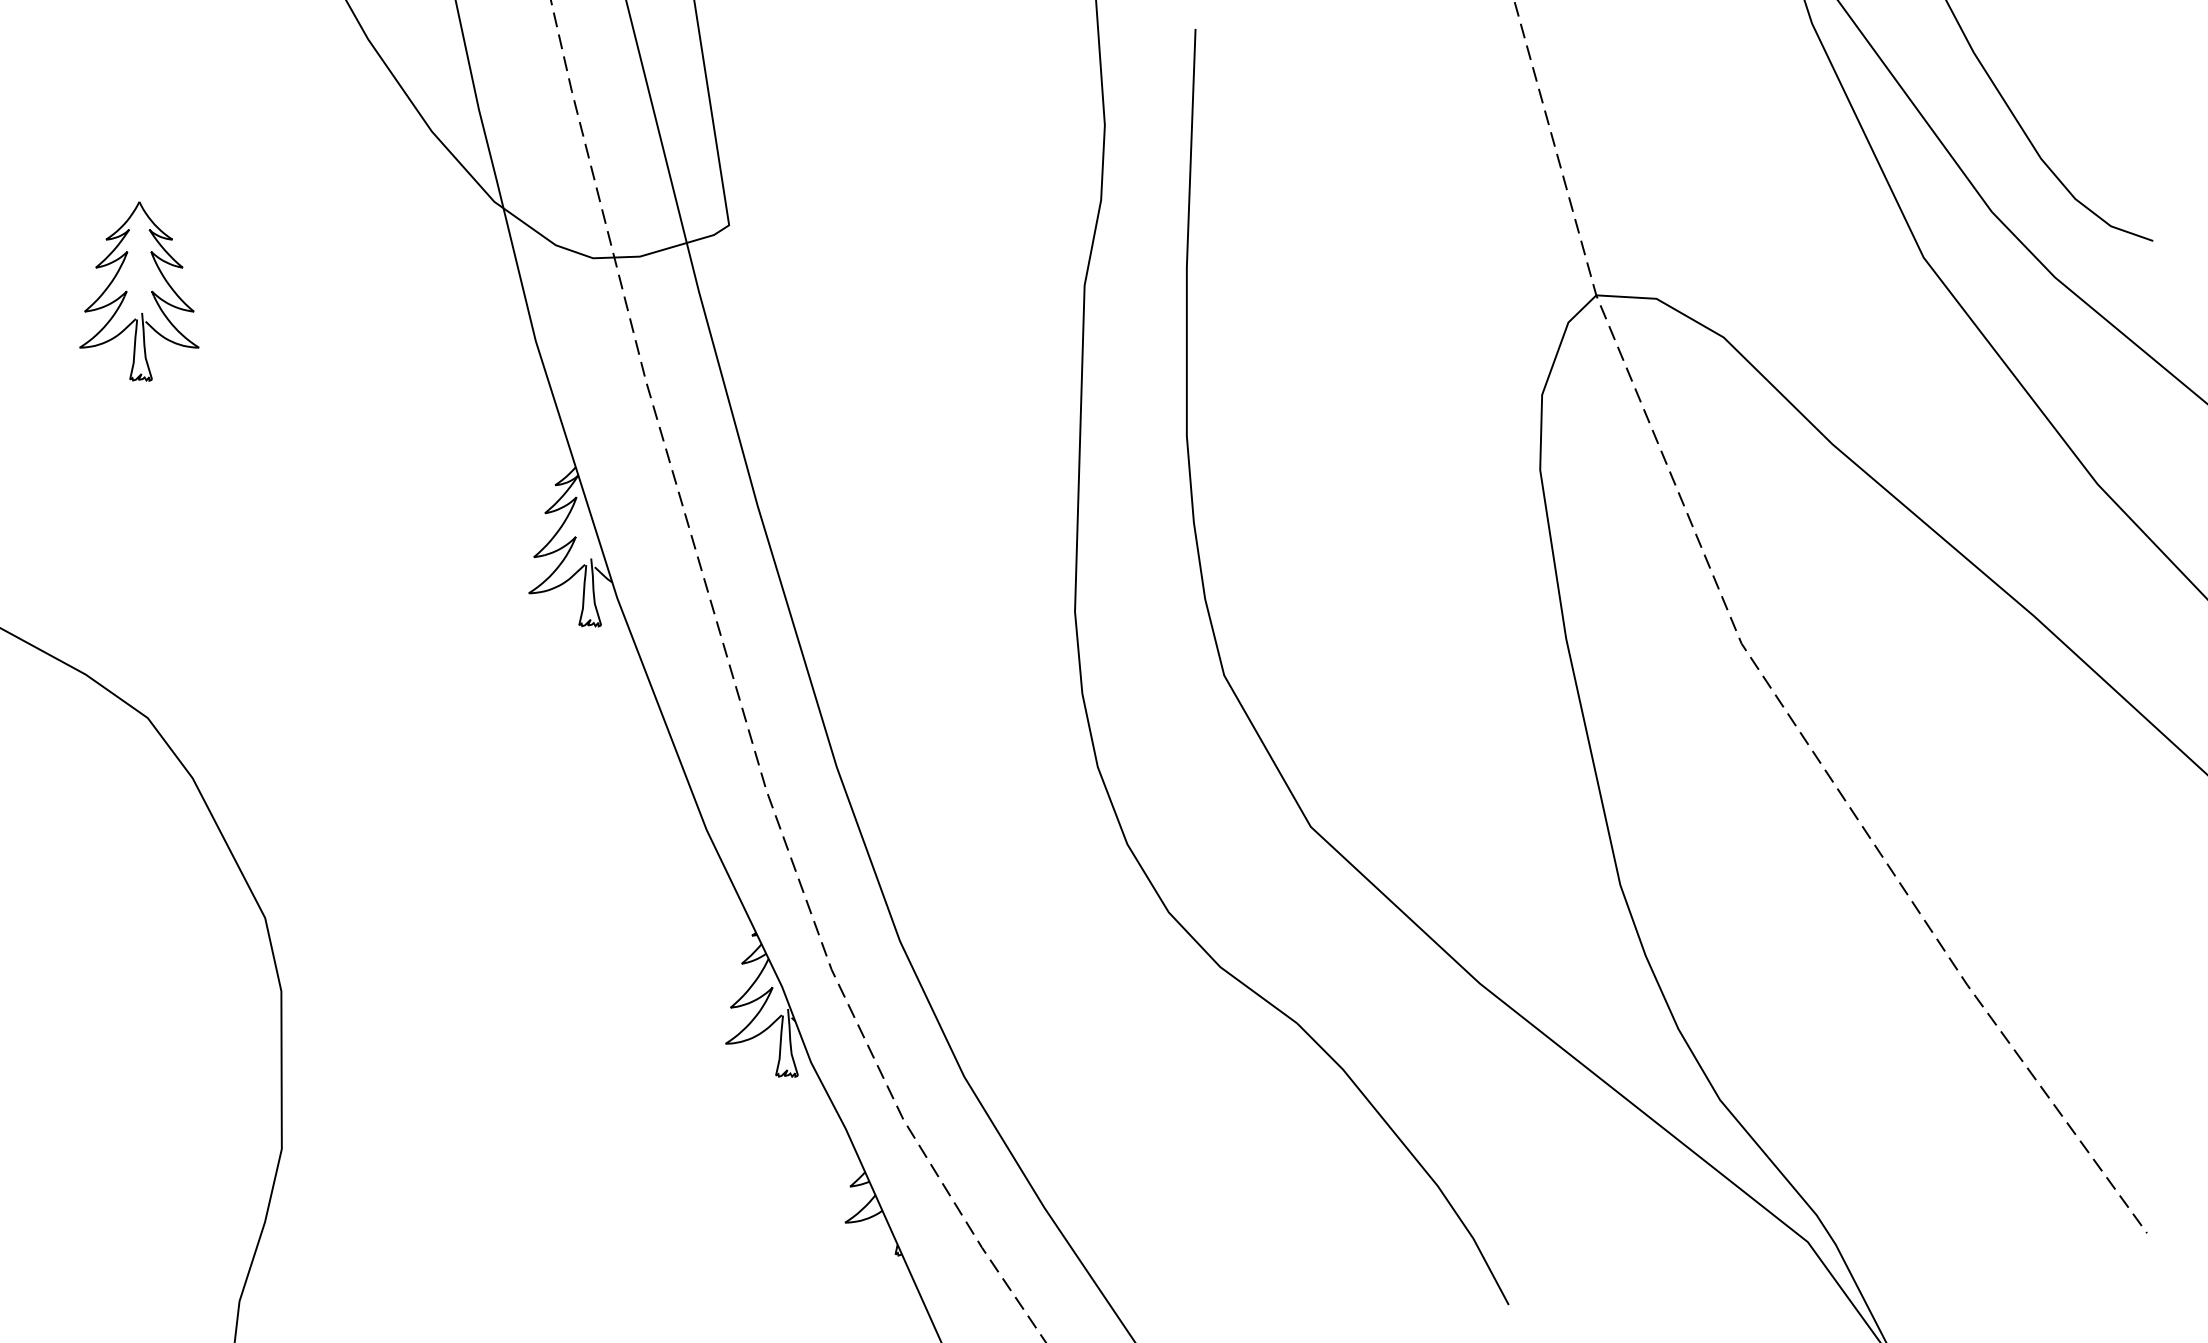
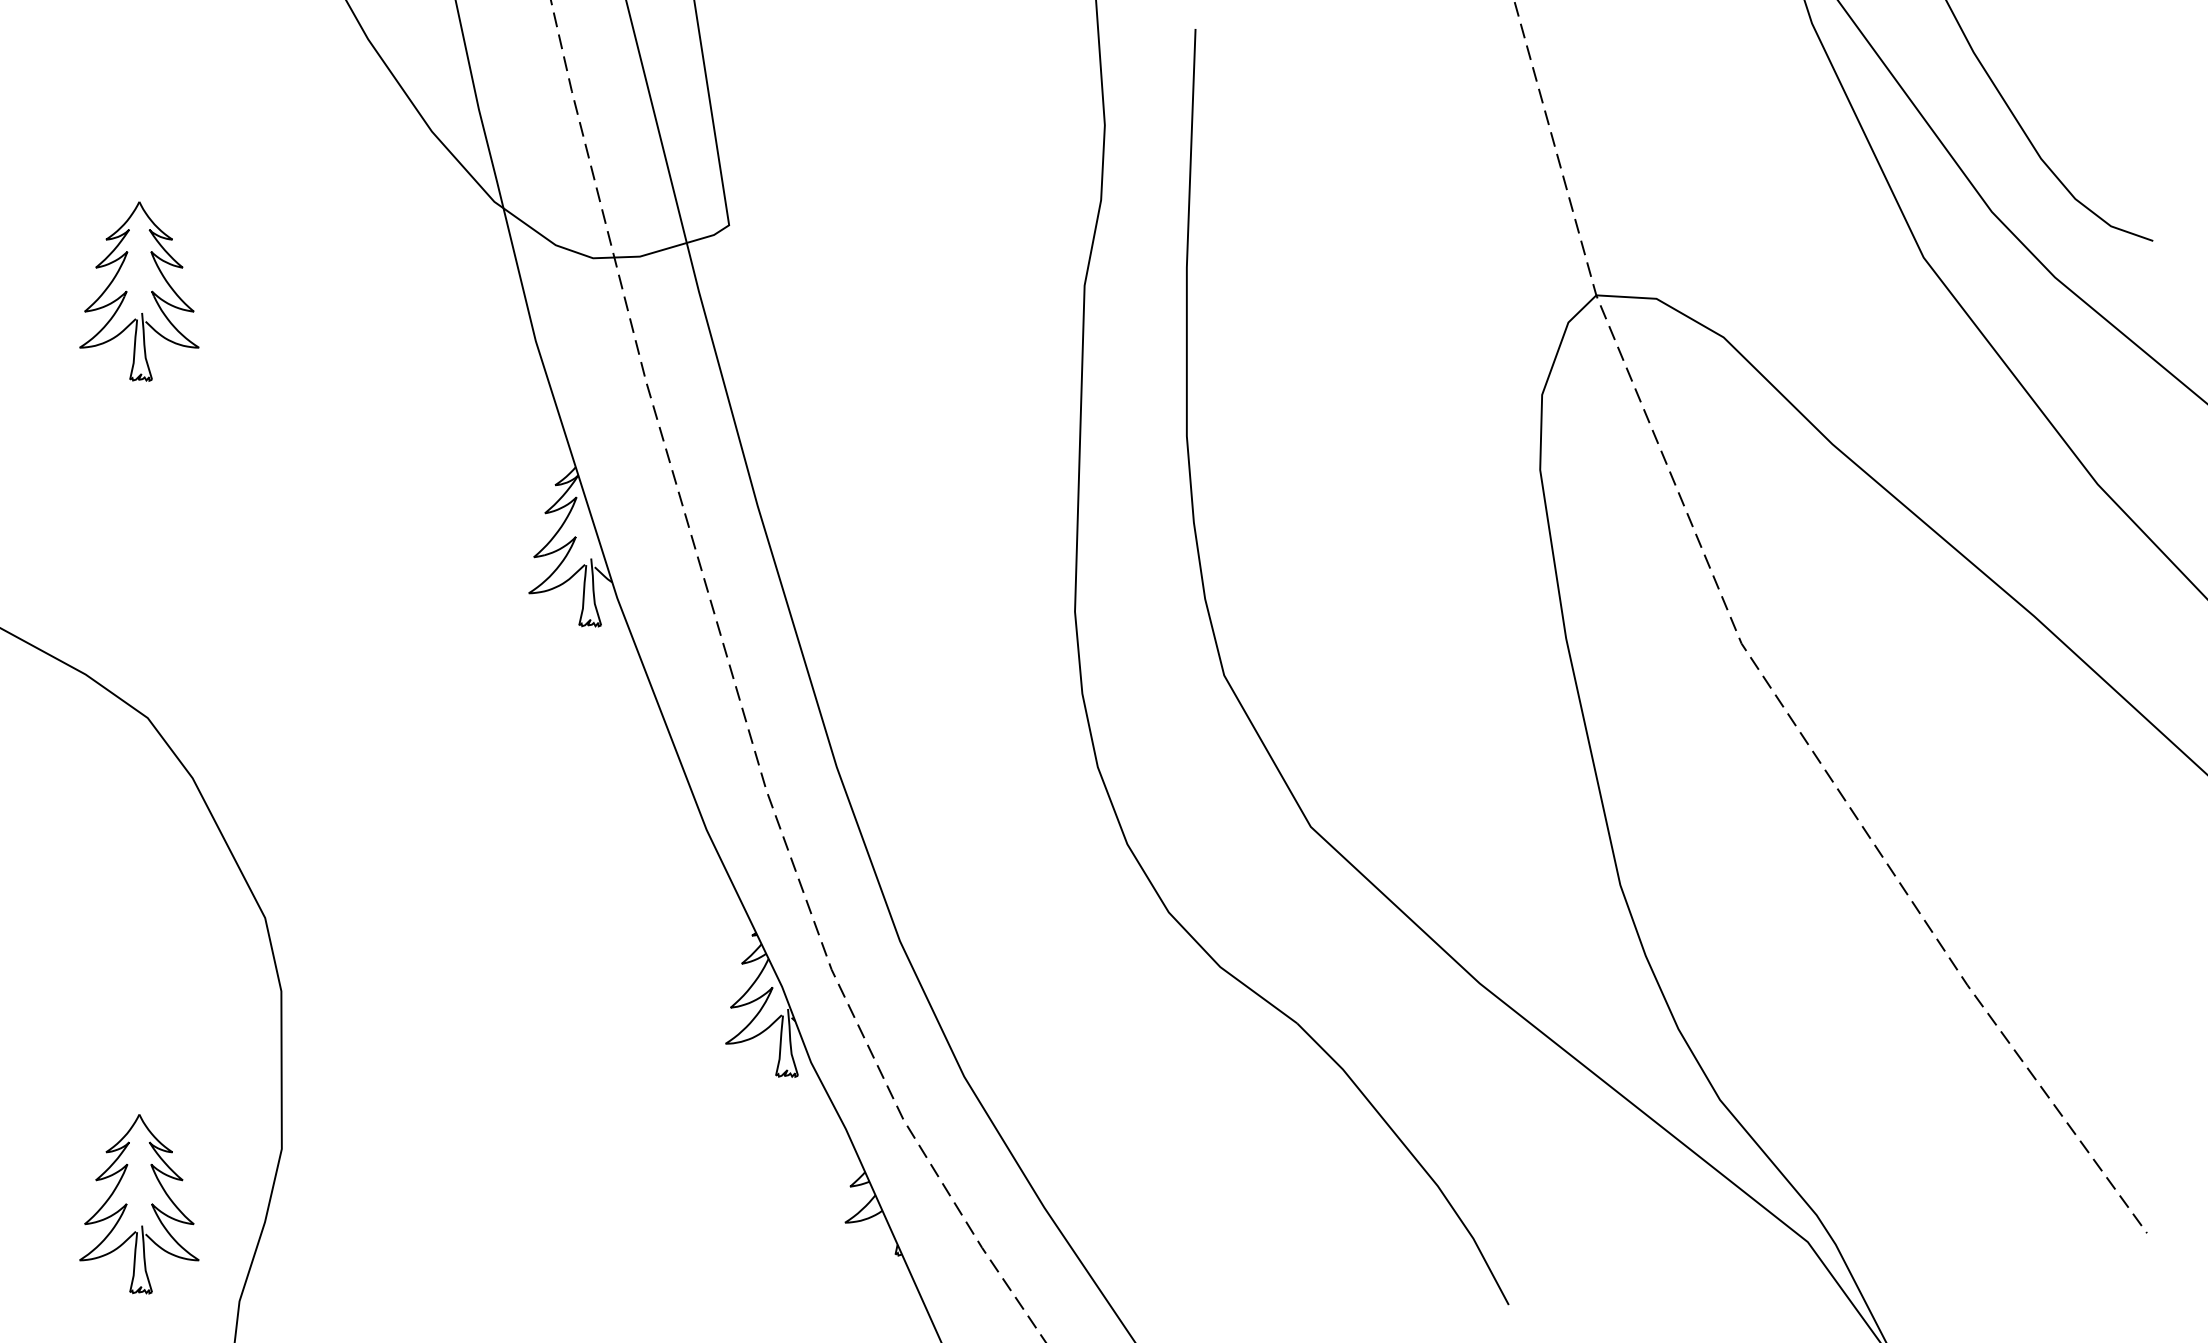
part: none -> present (127, 1204)
